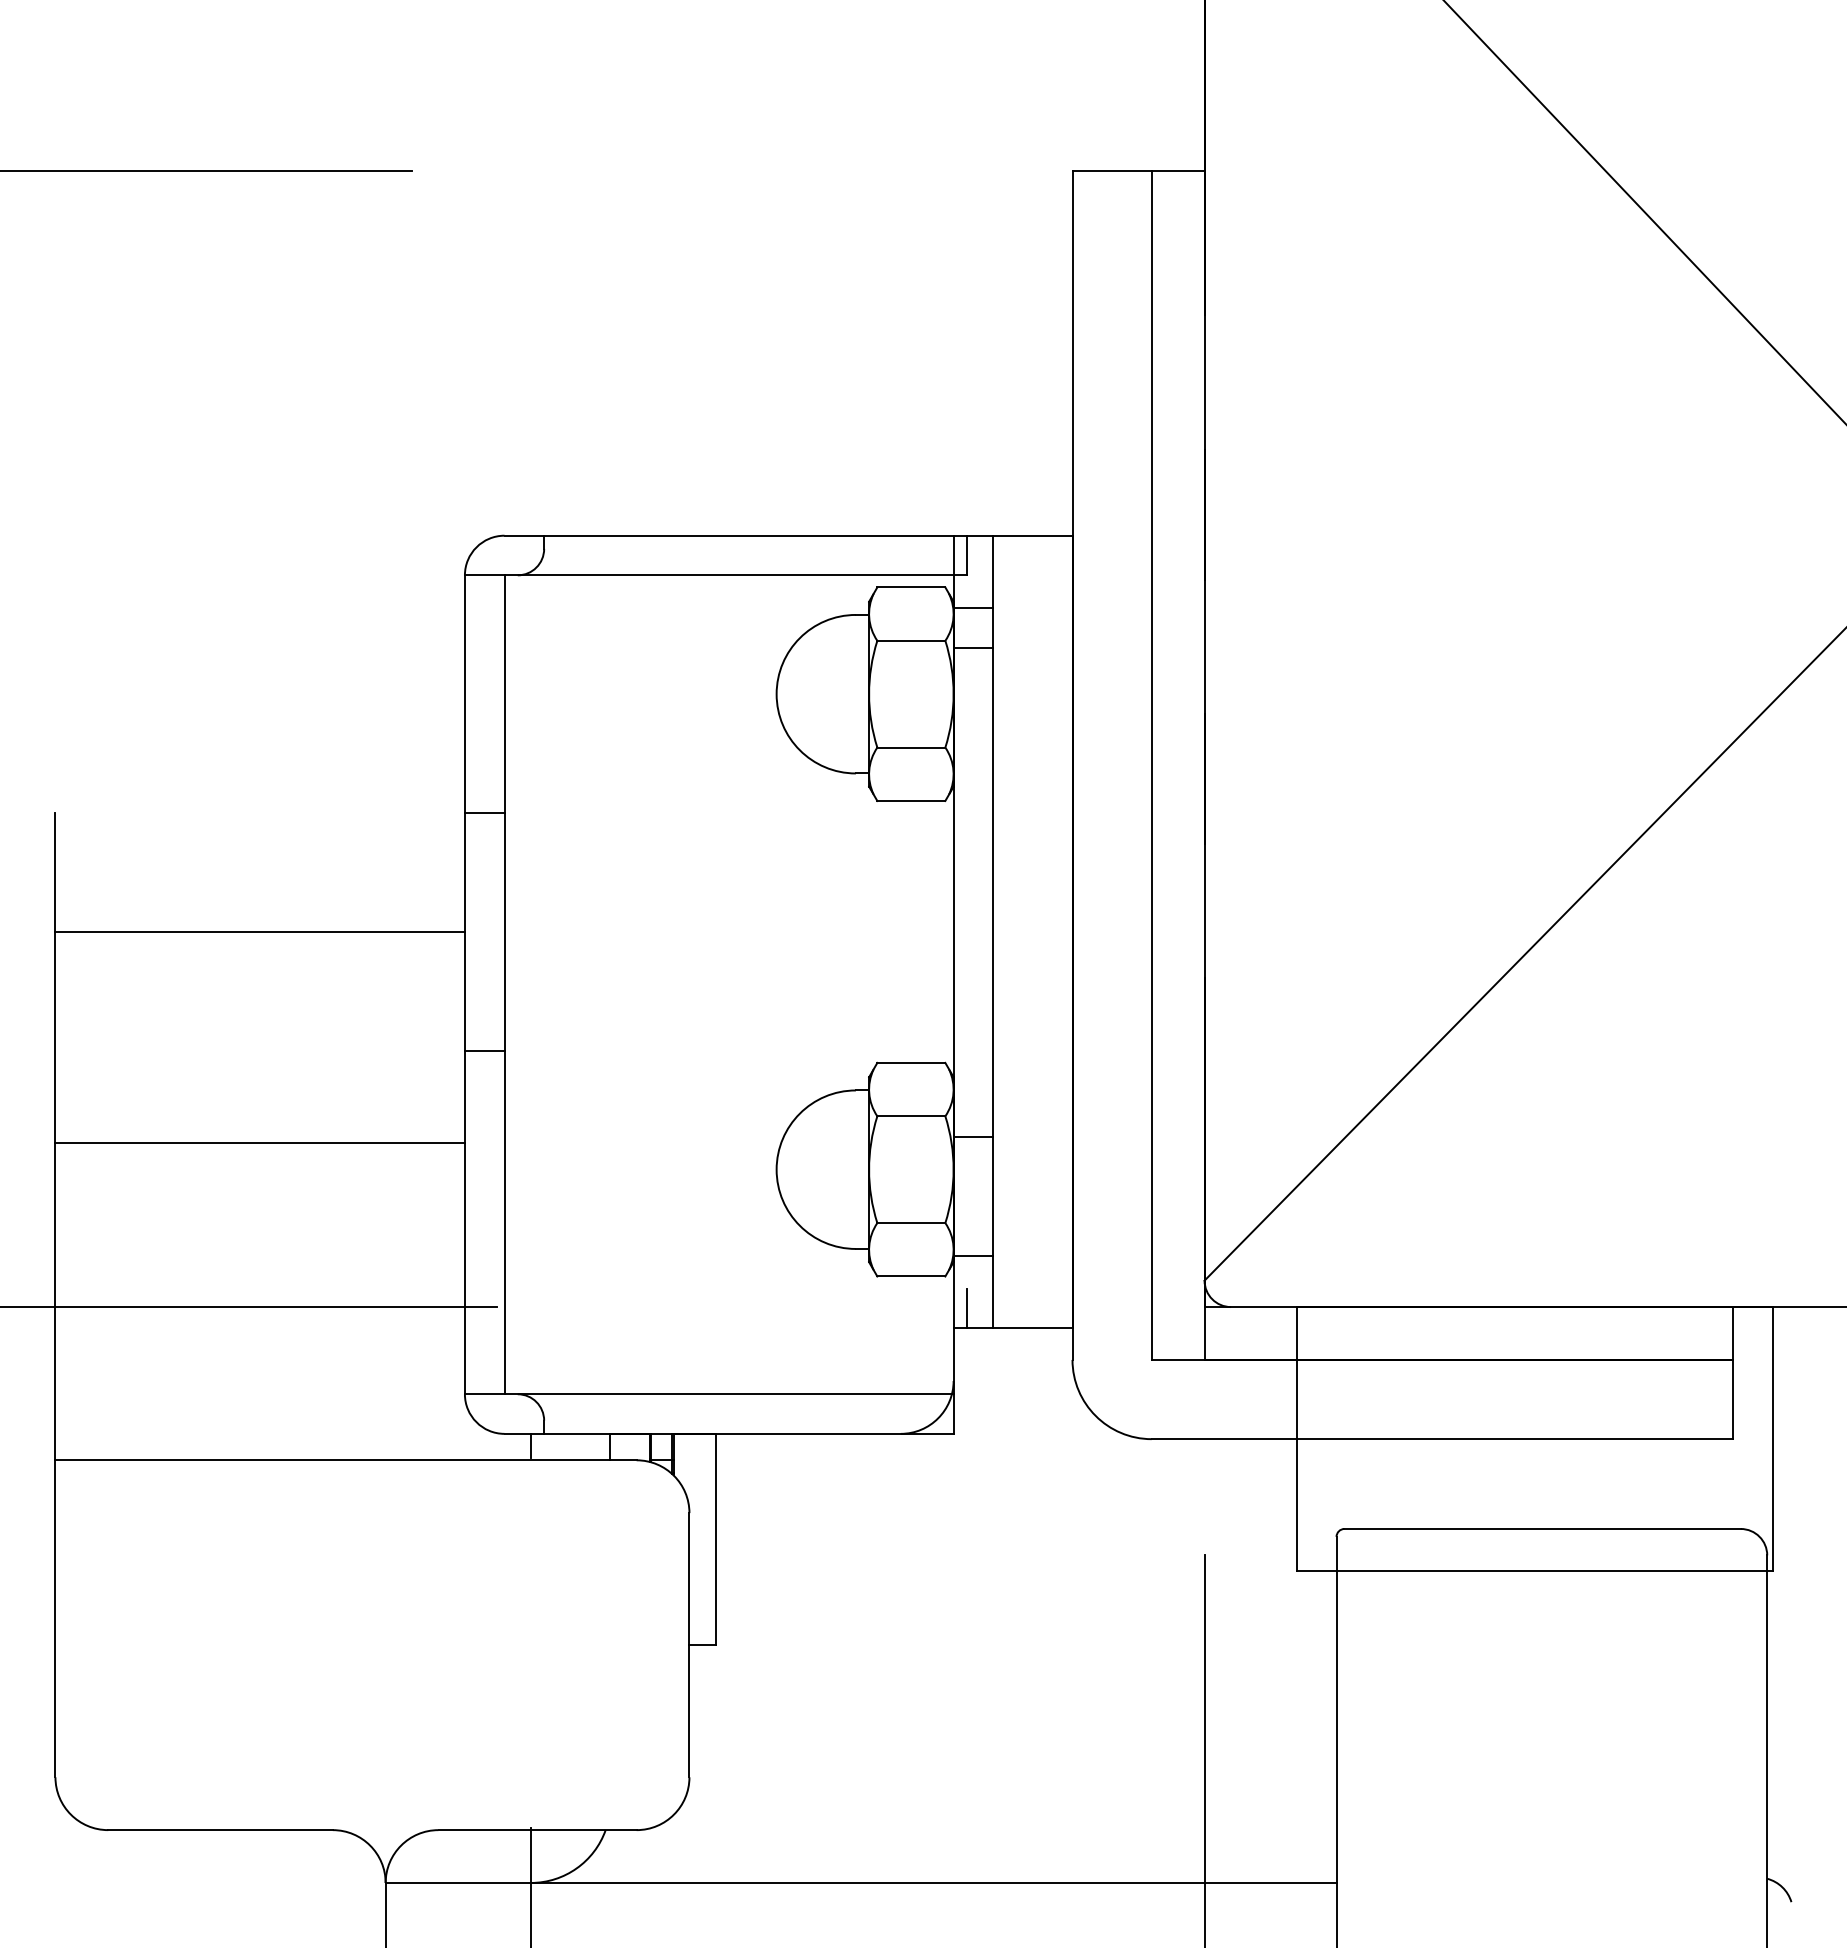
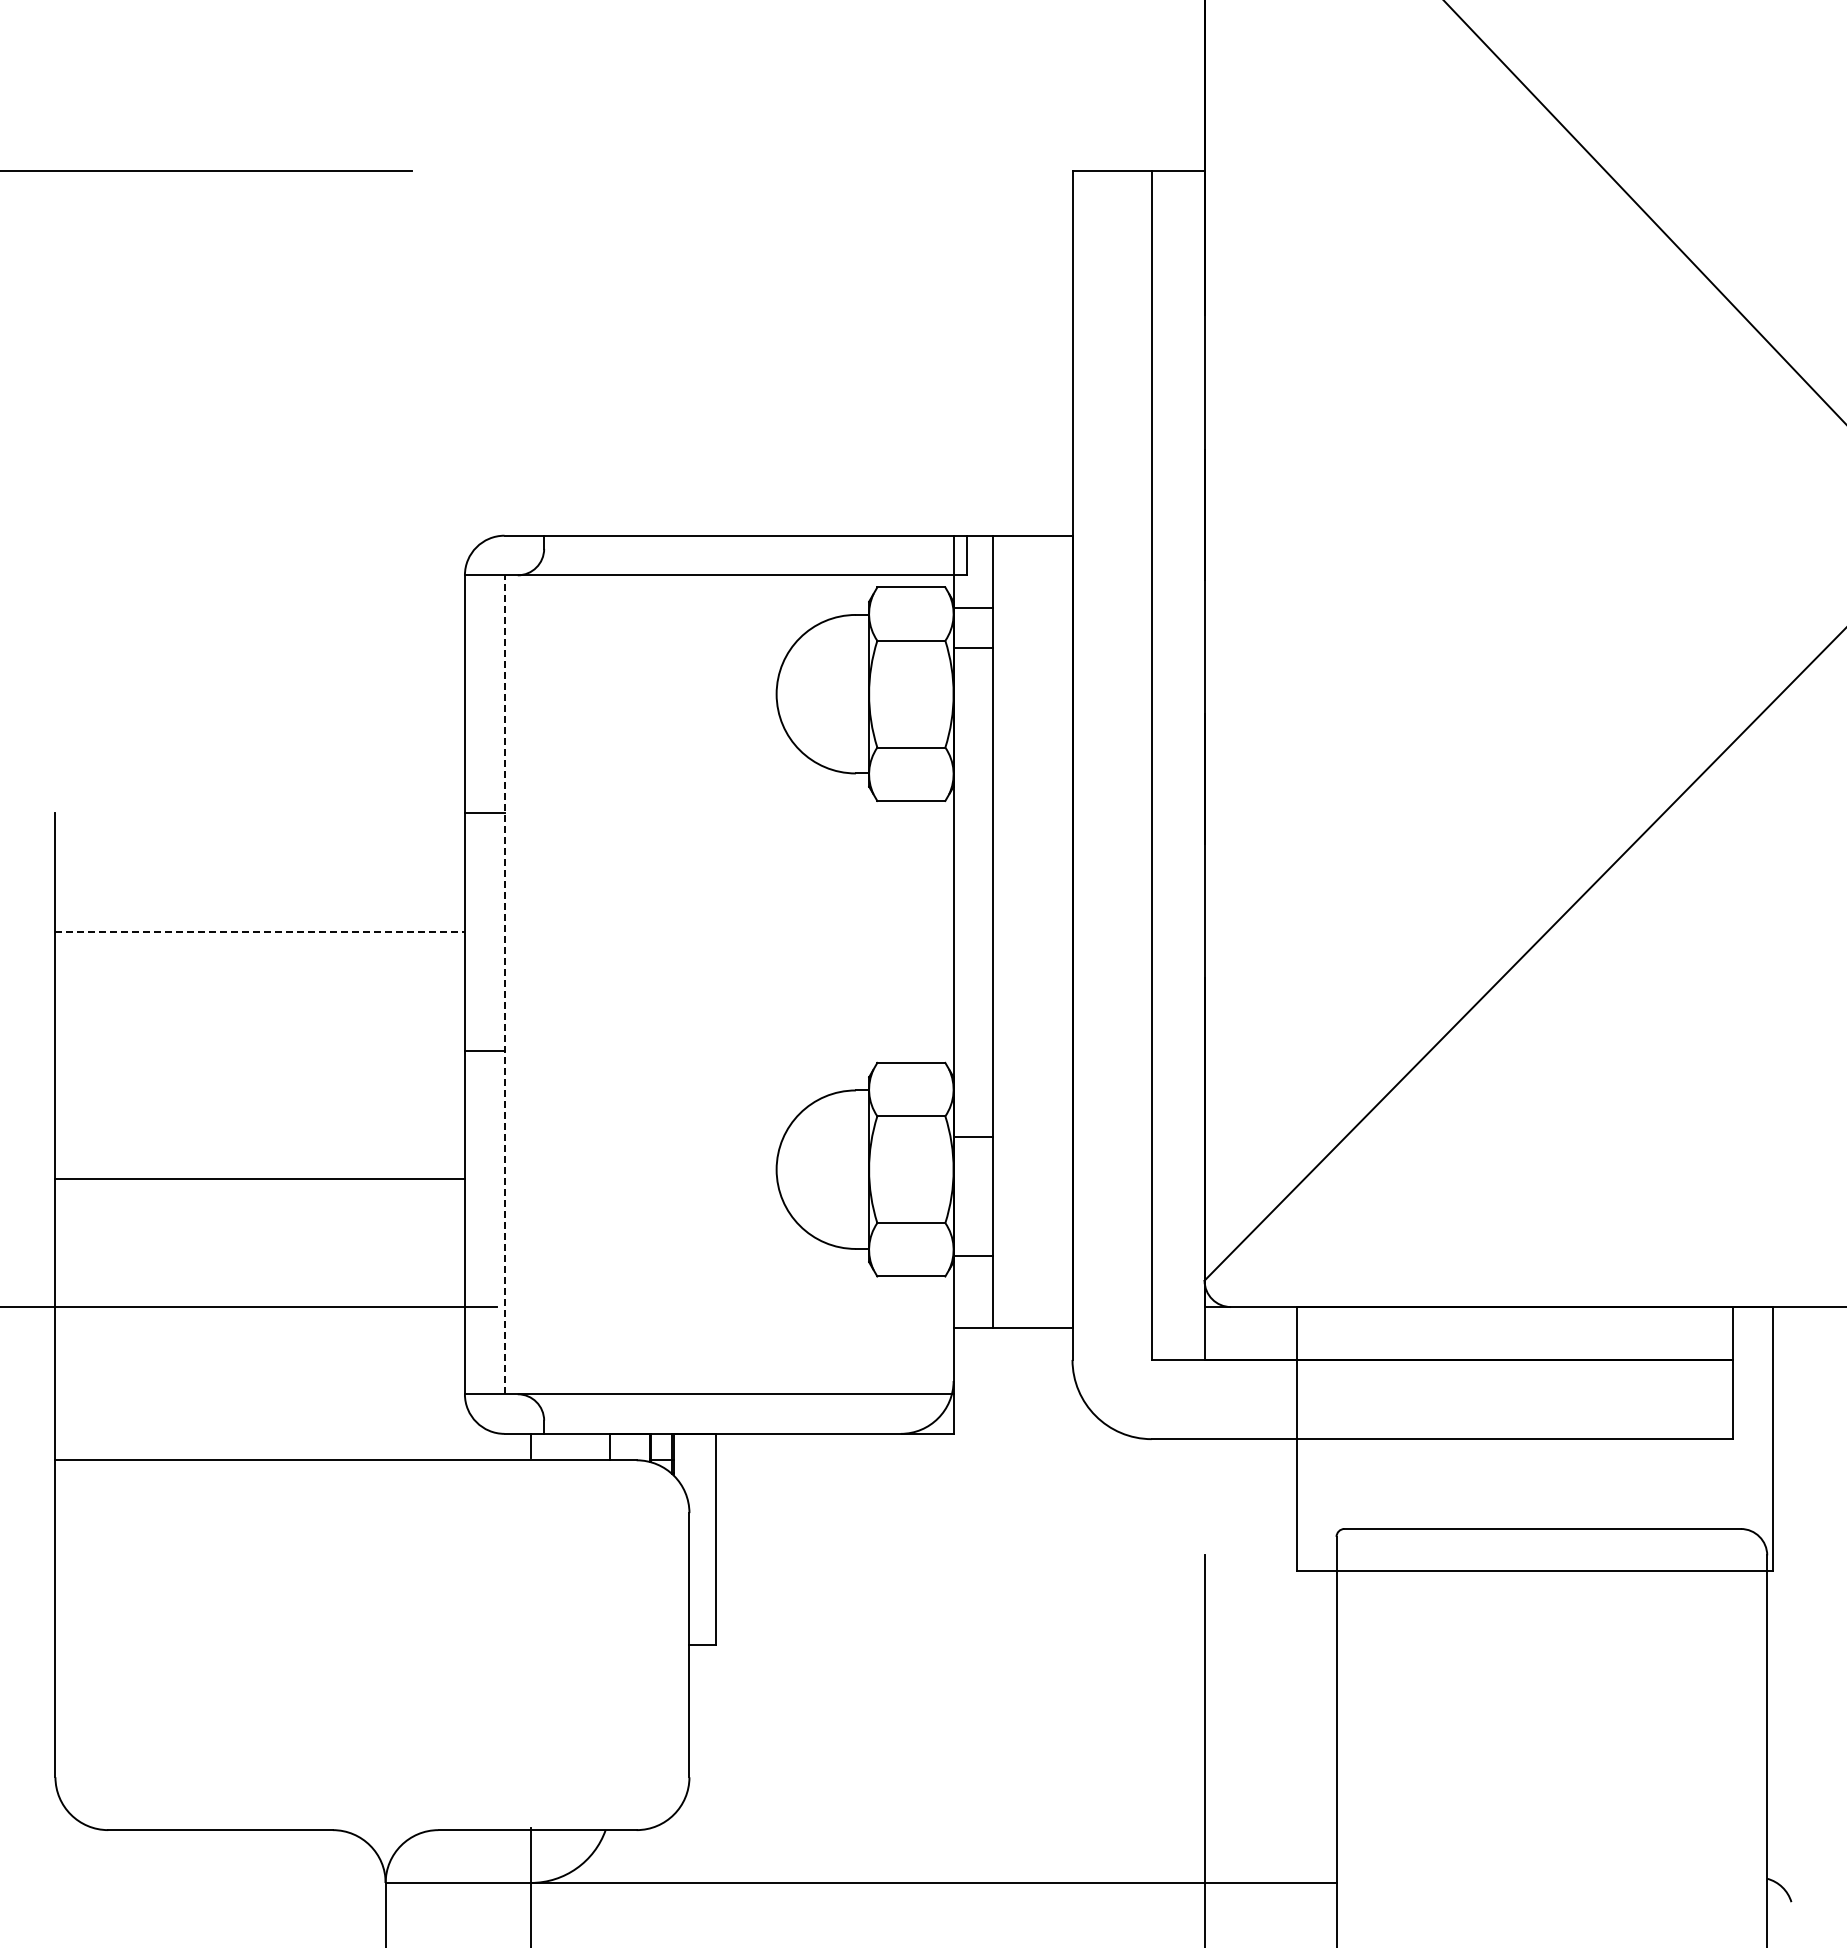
line: solid -> dashed (260, 931)
line: solid -> dashed (504, 984)
line position: (259, 1143) -> (259, 1179) (259, 1179)
line: present -> none (966, 1308)
